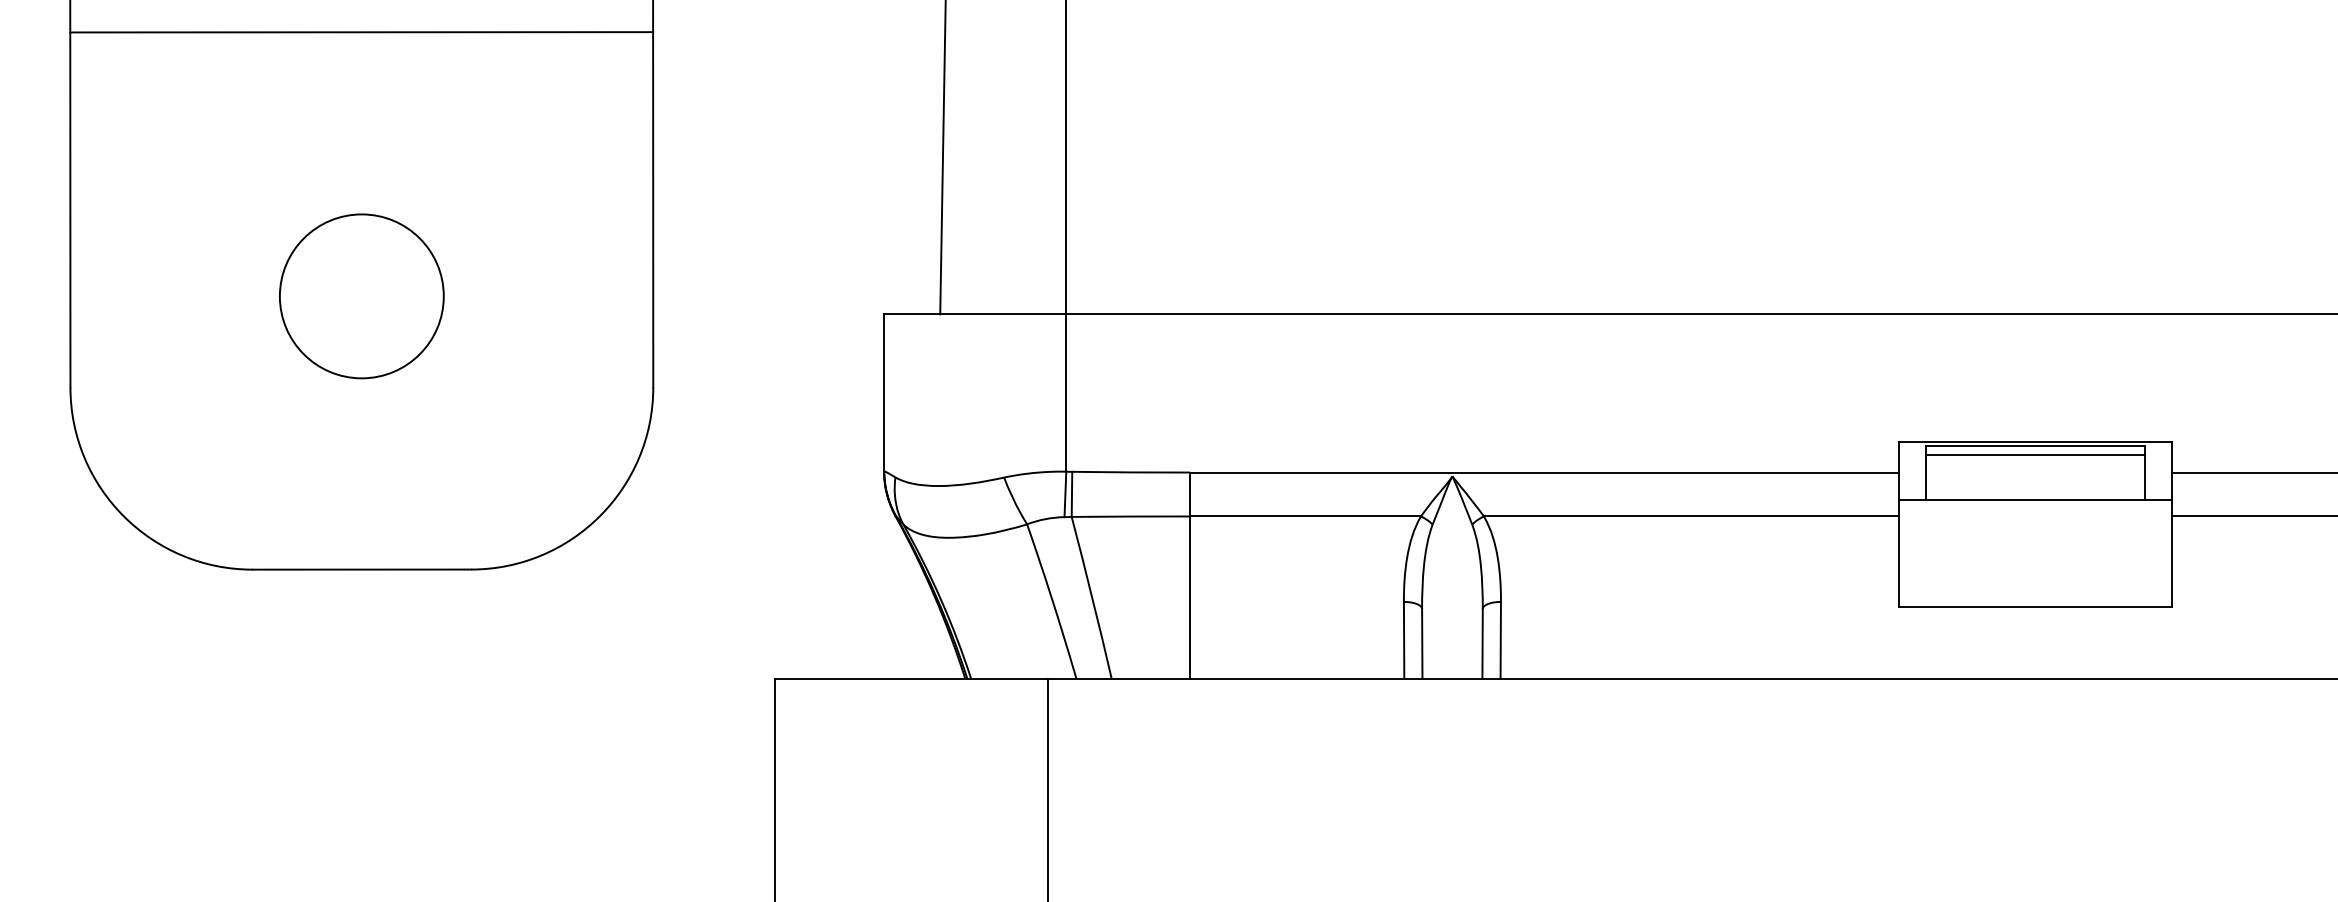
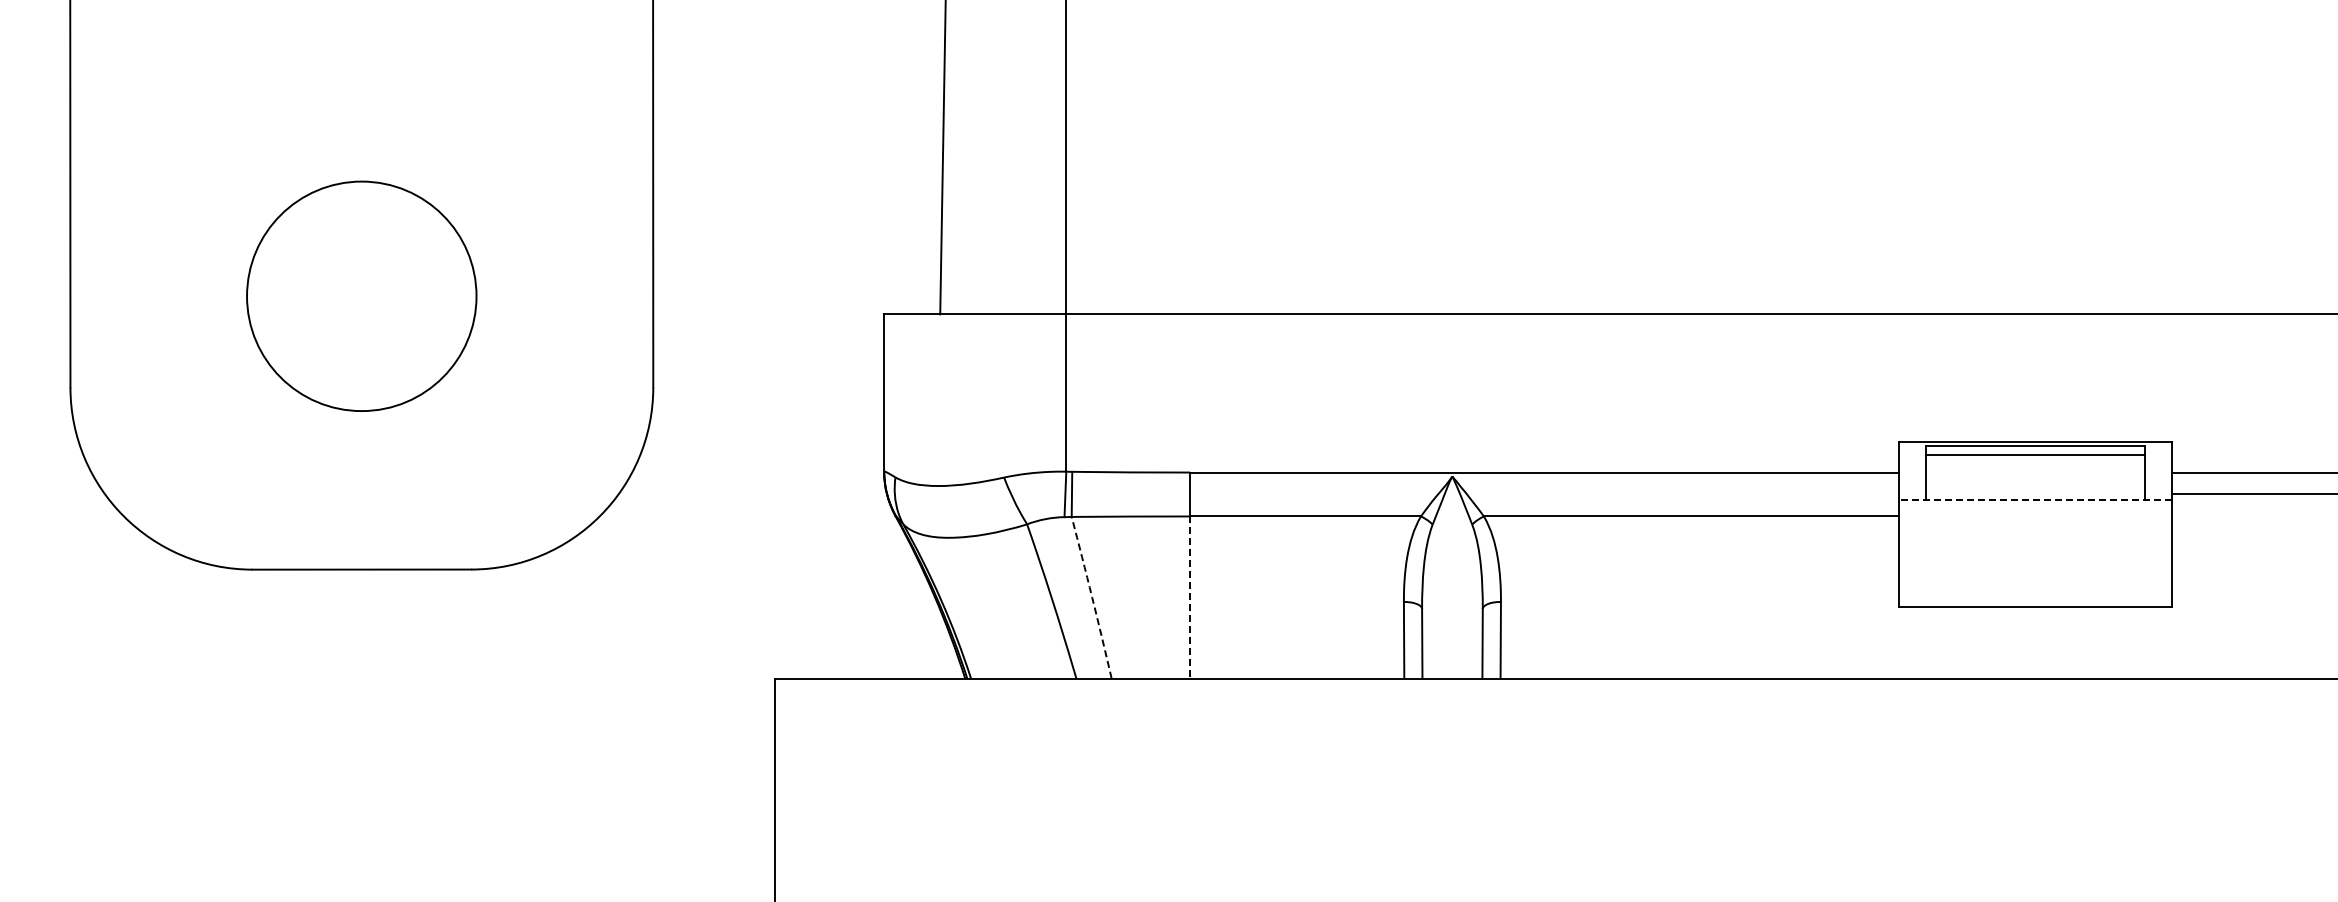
line: present -> none (361, 32)
circle size: 166x167 px -> 232x232 px (361, 295)
line: solid -> dashed (2035, 500)
line position: (2252, 516) -> (2252, 494) (2252, 494)
arc: solid -> dashed (1092, 597)
line: solid -> dashed (1190, 598)
line: present -> none (1048, 788)
